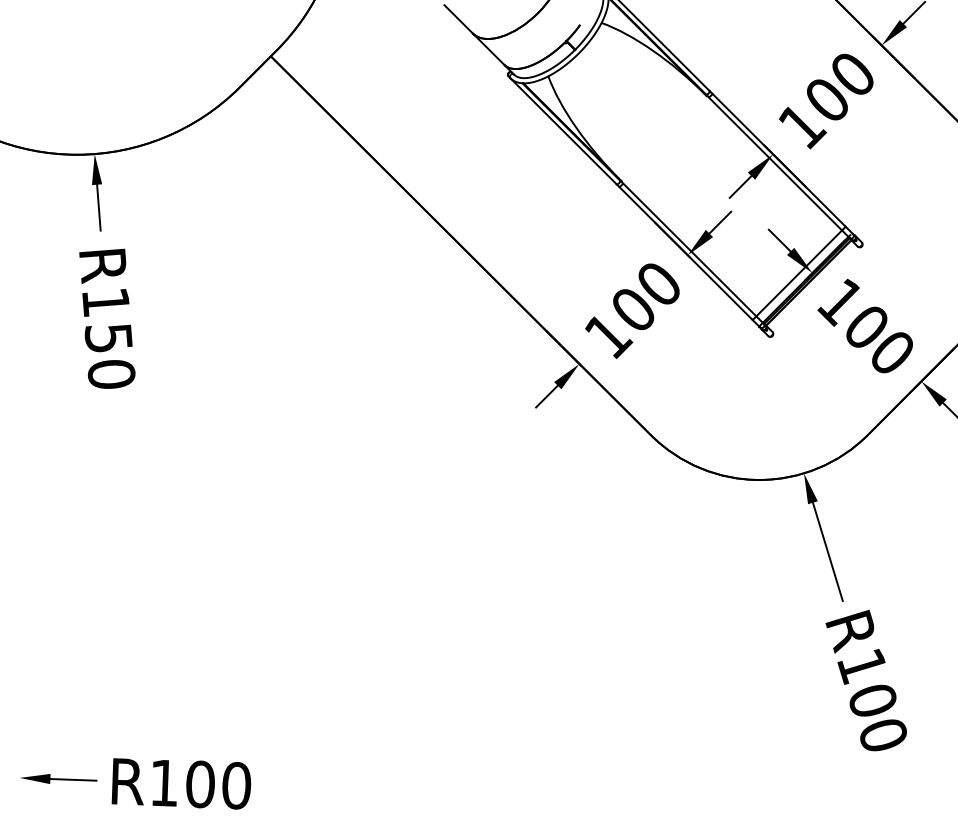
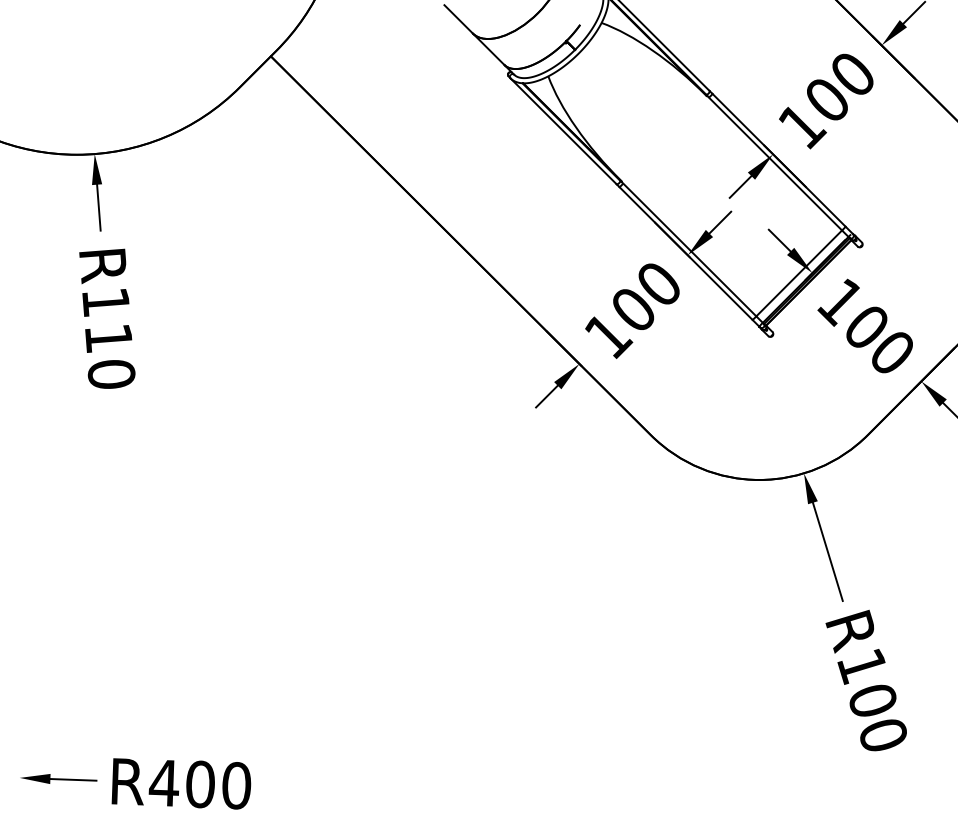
text: R150 -> R110 (108, 338)
text: R100 -> R400 (163, 783)
